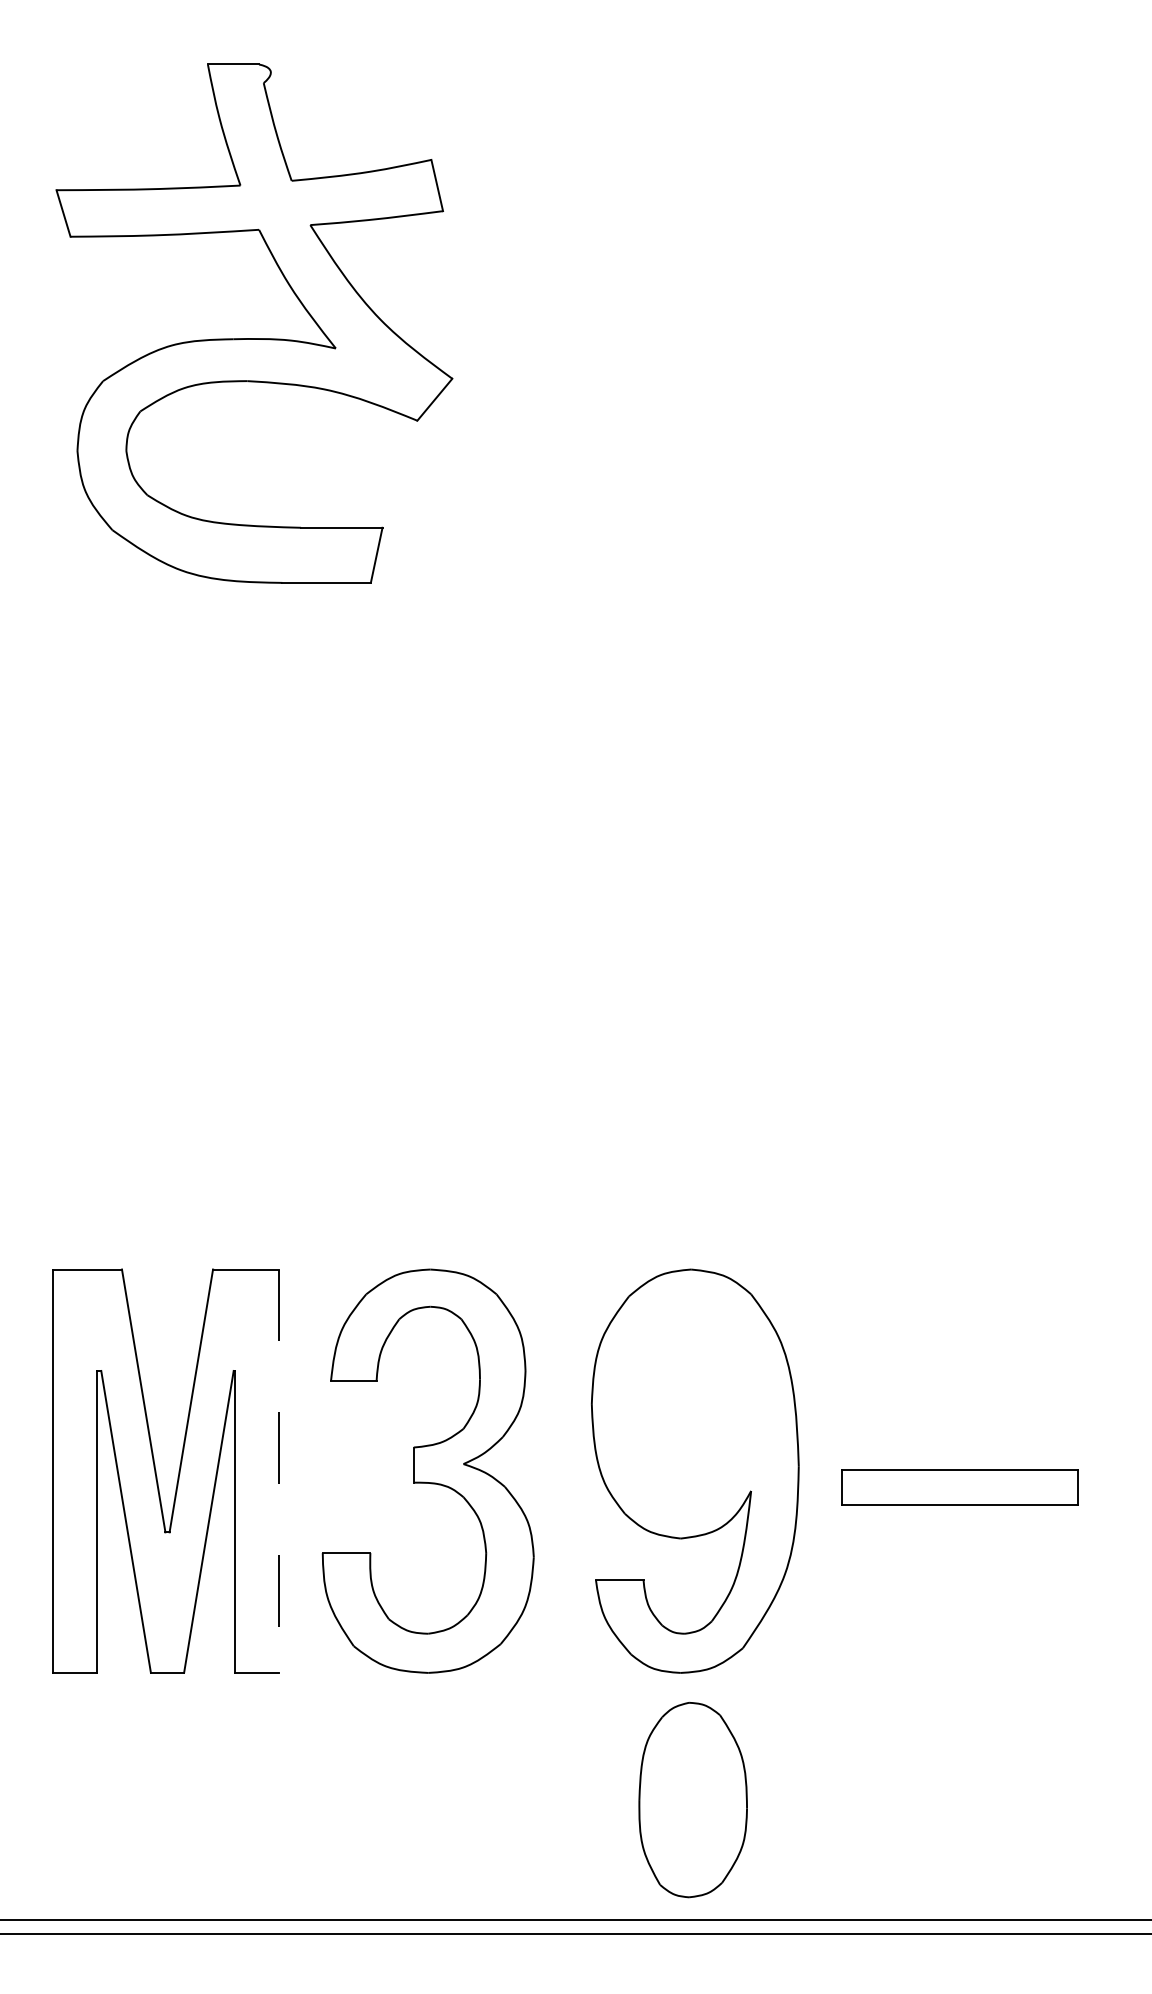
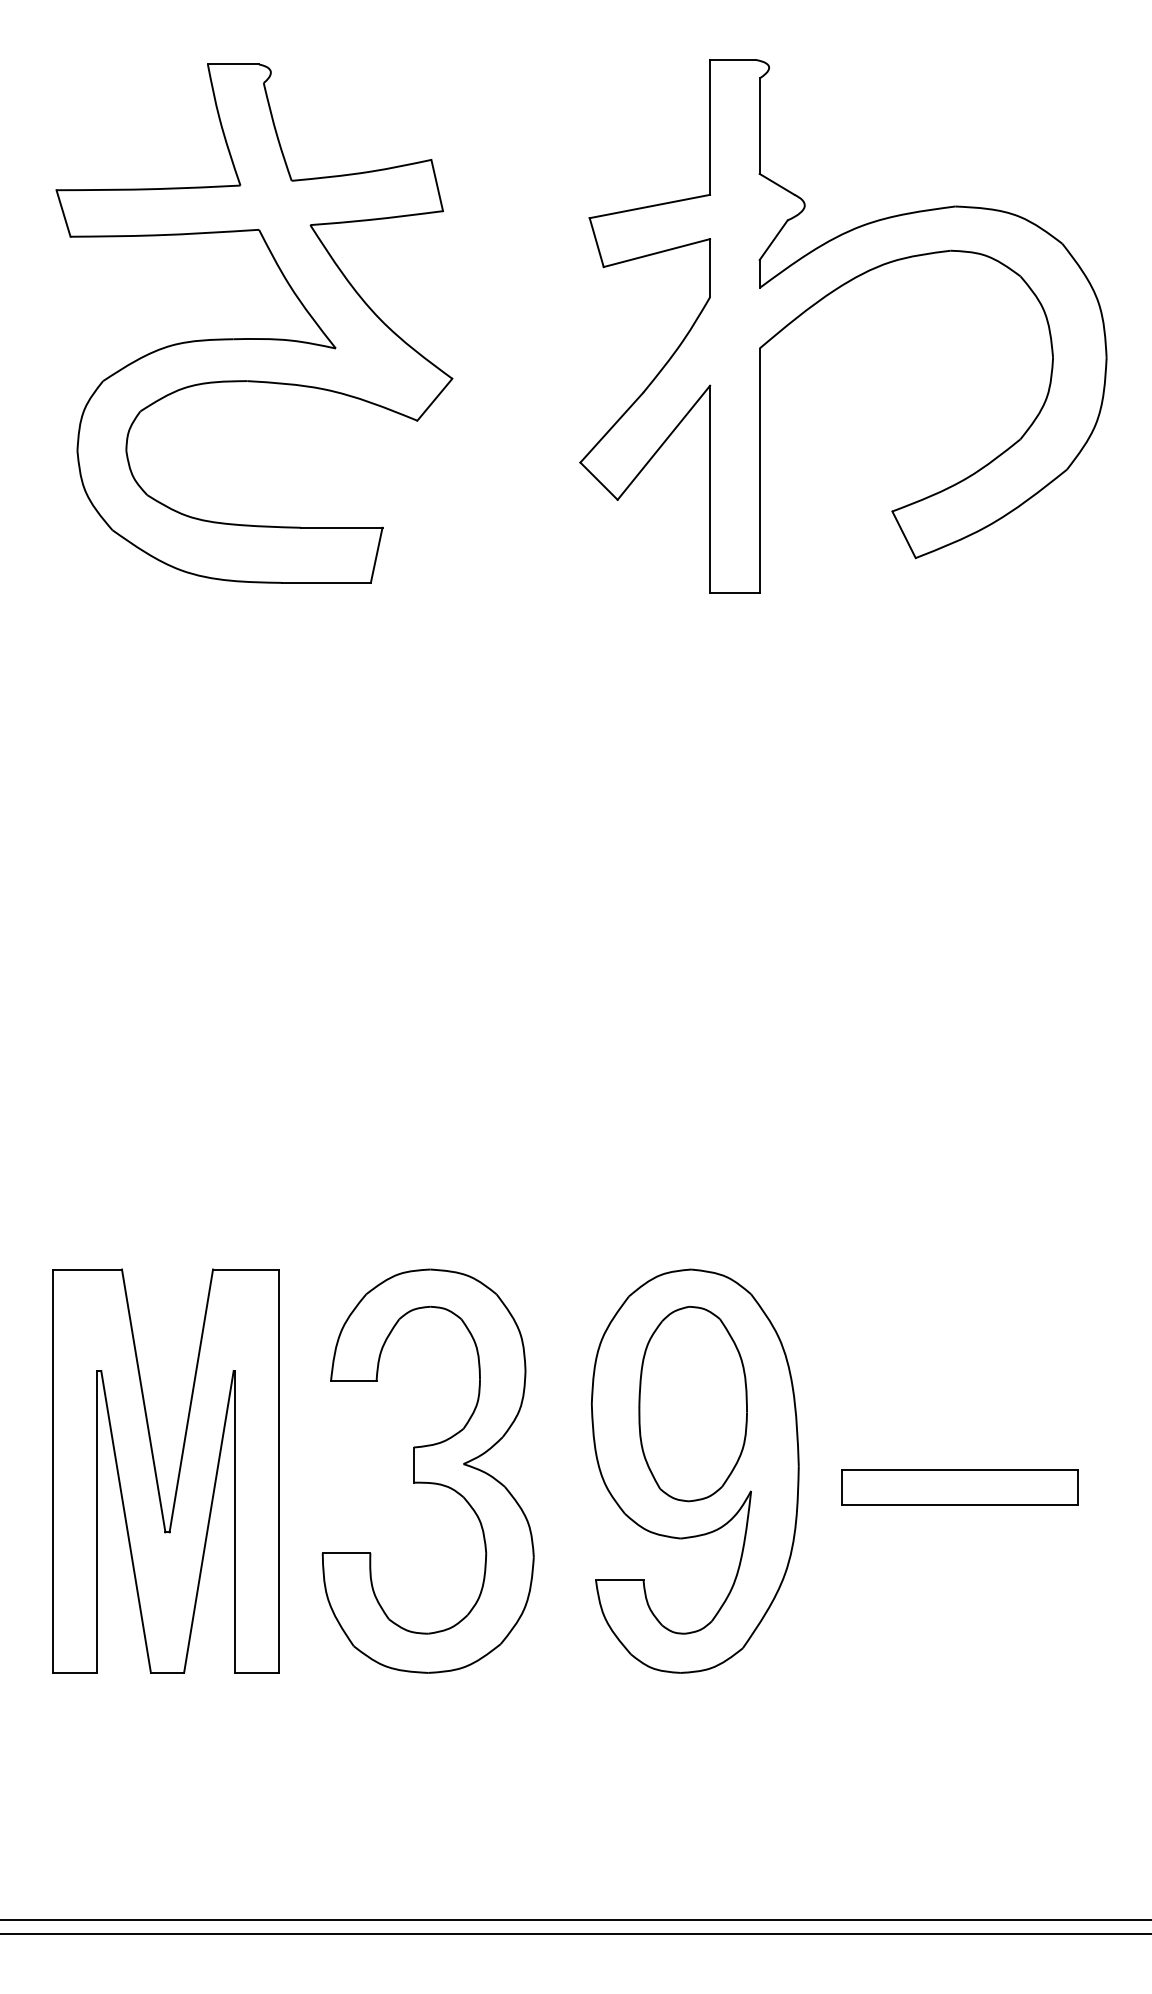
part: none -> present (823, 299)
line: dashed -> solid (279, 1471)
part position: (692, 1799) -> (692, 1403) (692, 1403)
